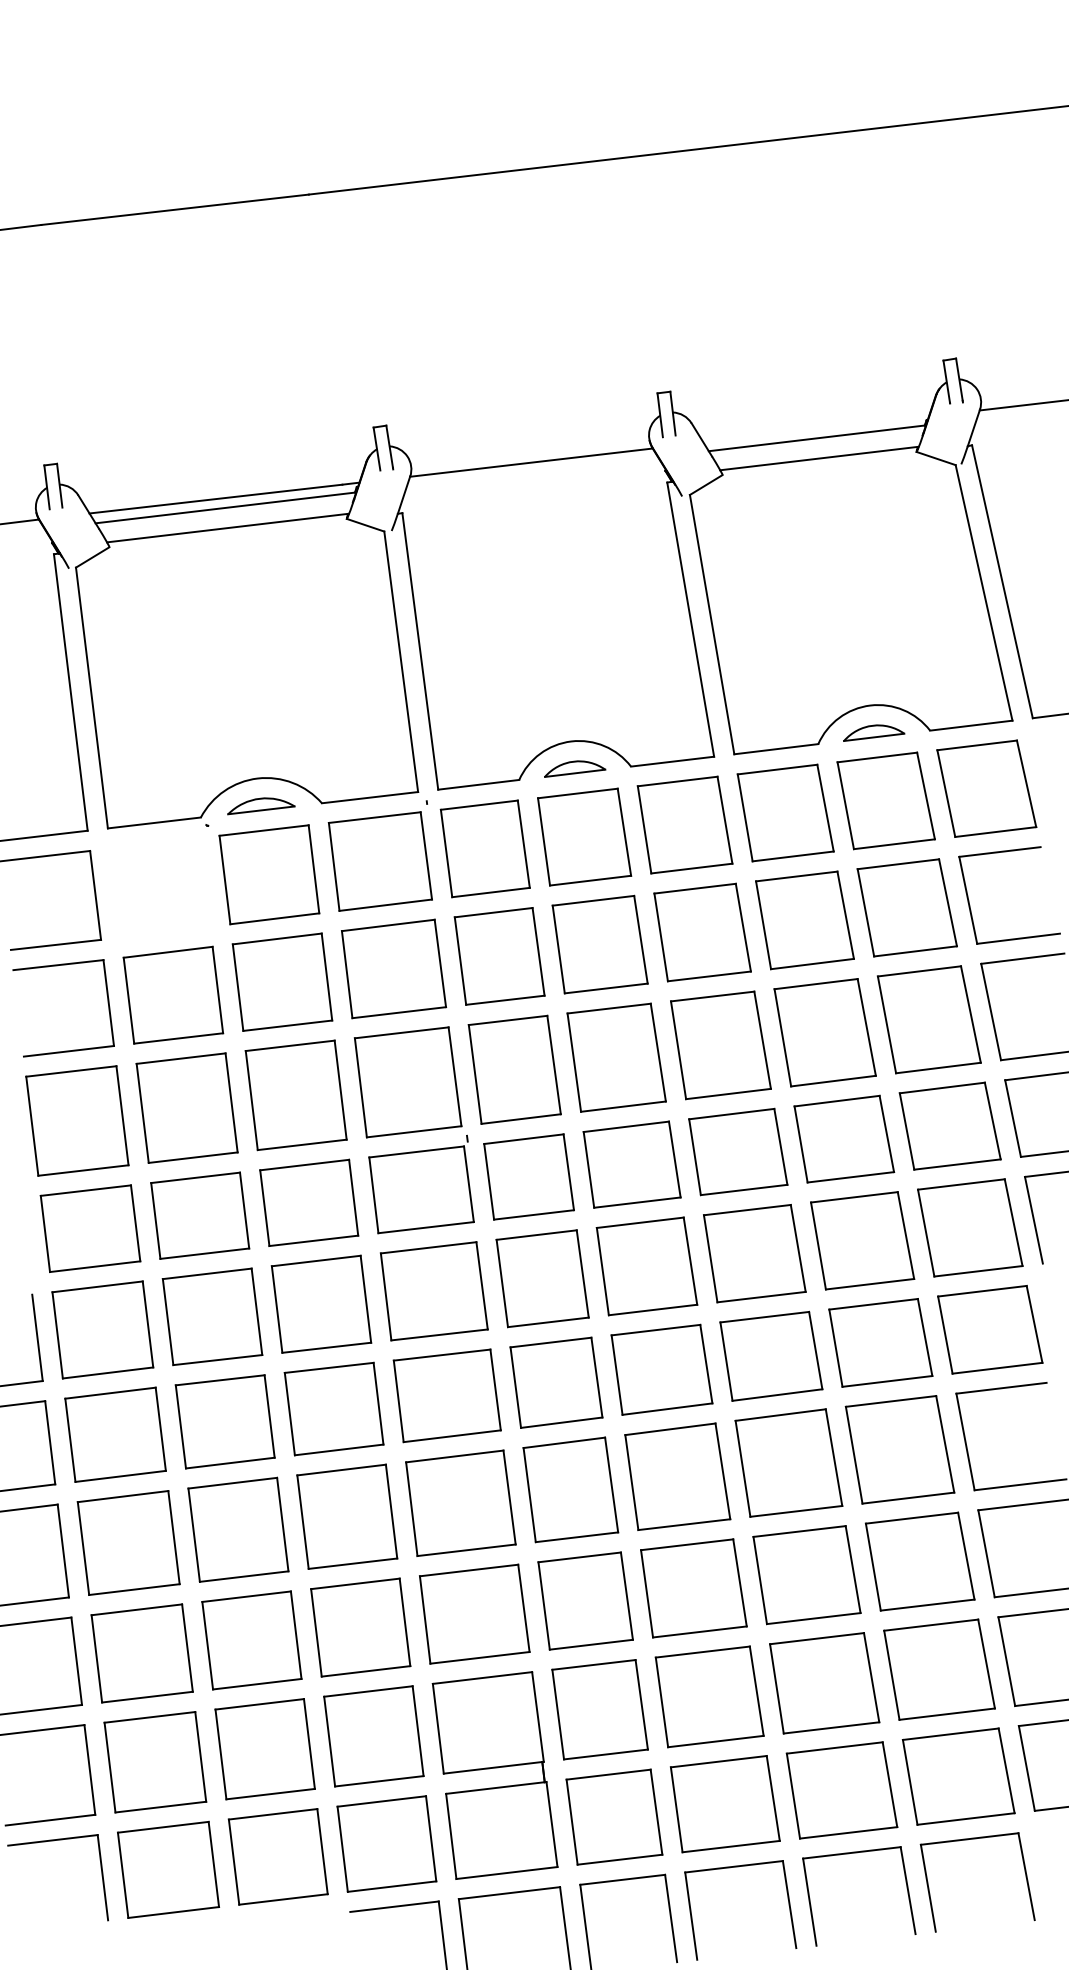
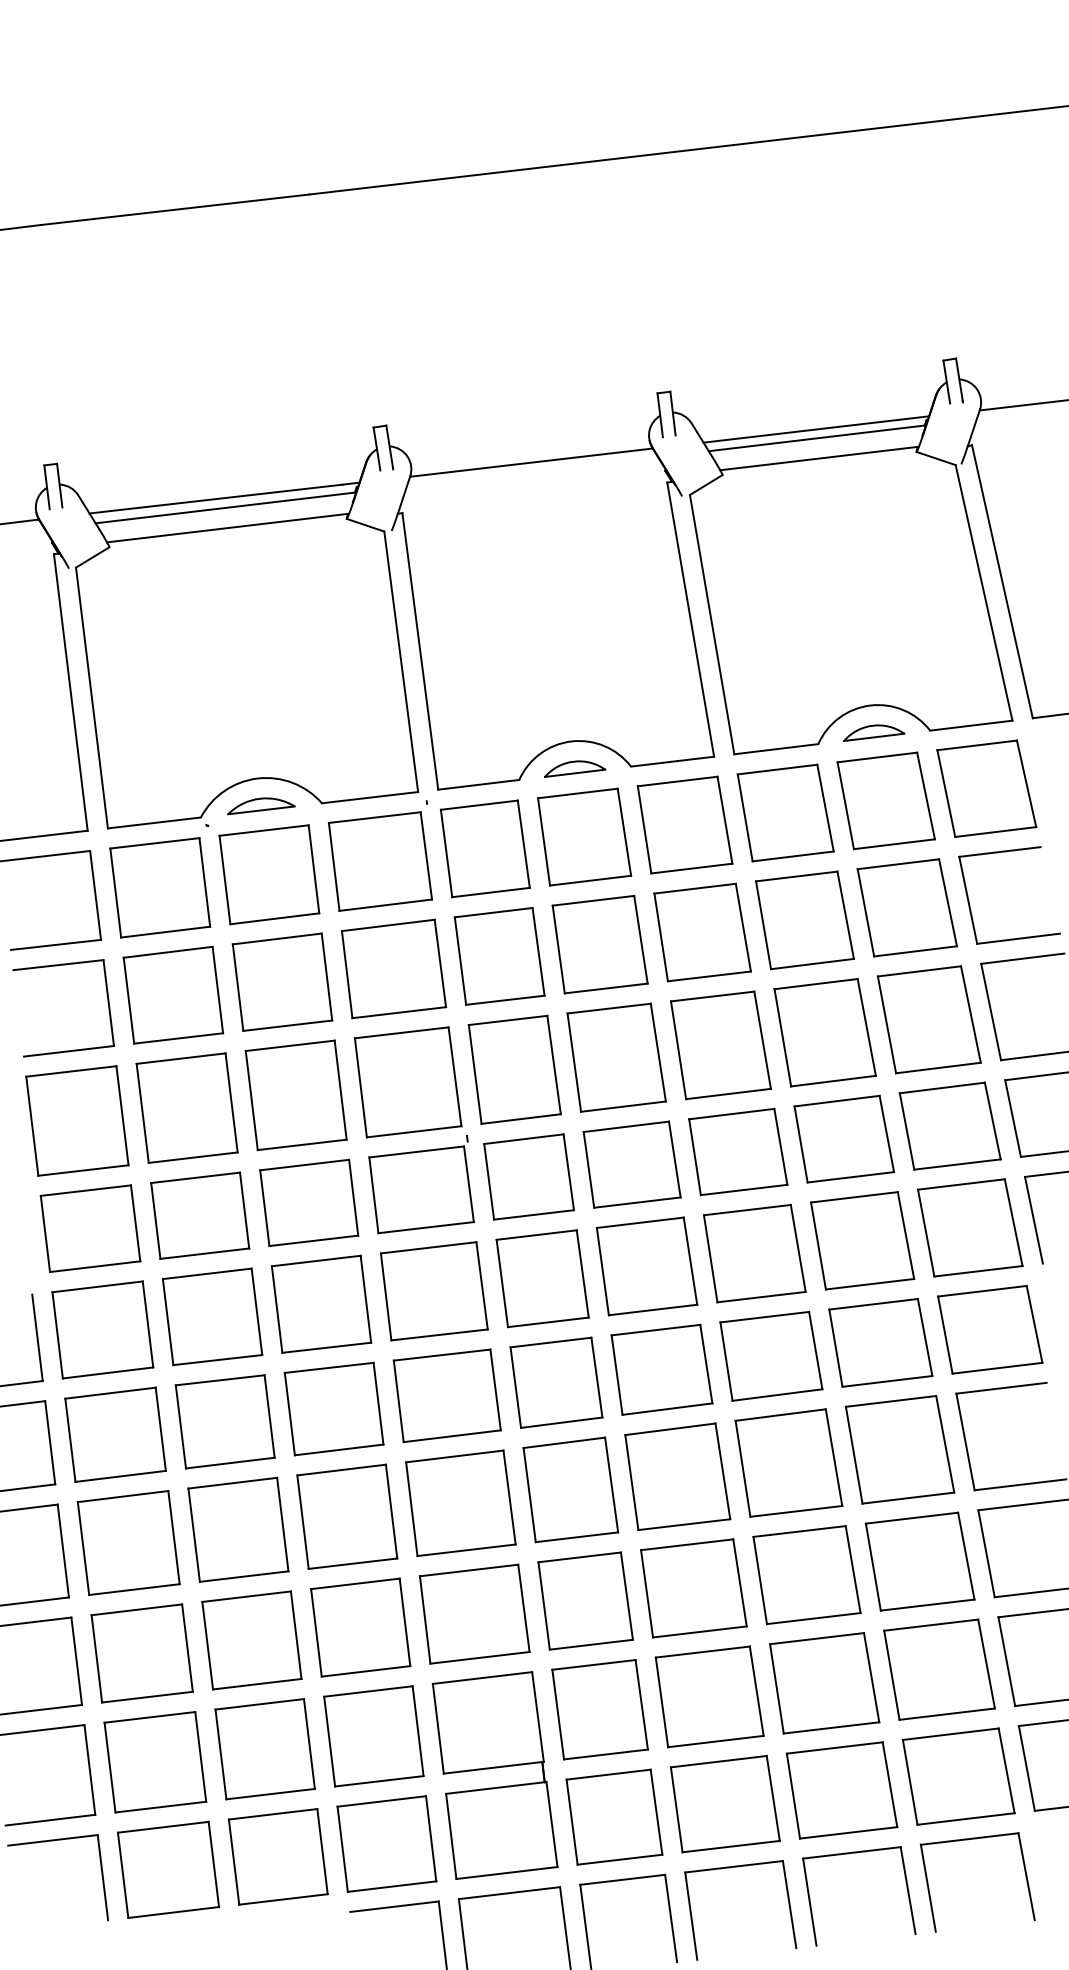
line: none -> present (815, 429)
part: none -> present (160, 887)
